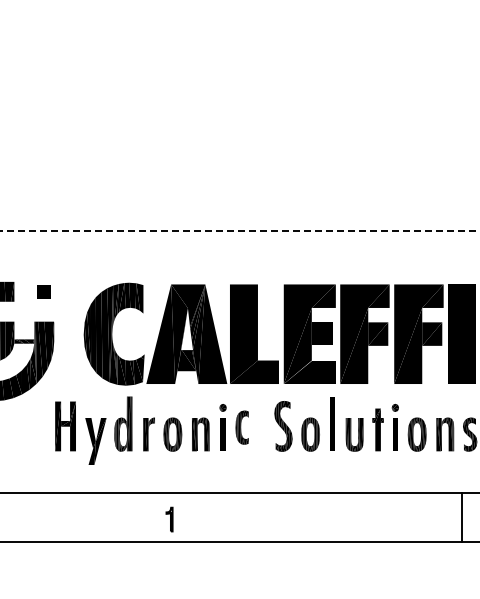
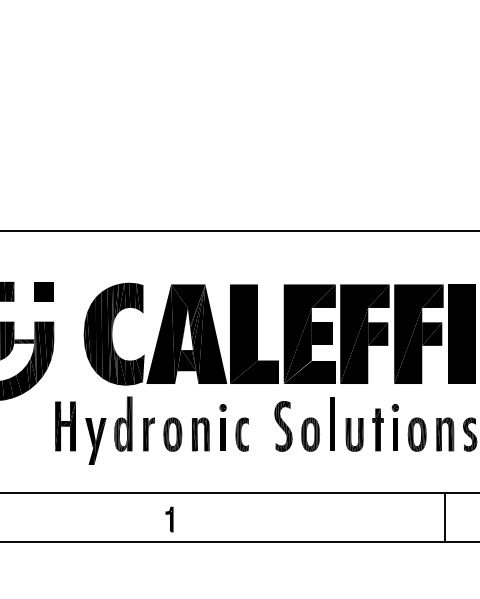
line: dashed -> solid (240, 231)
part size: 14x14 px -> 20x20 px (43, 291)
part position: (241, 427) -> (241, 434) (241, 434)
line position: (462, 517) -> (445, 517) (445, 517)
